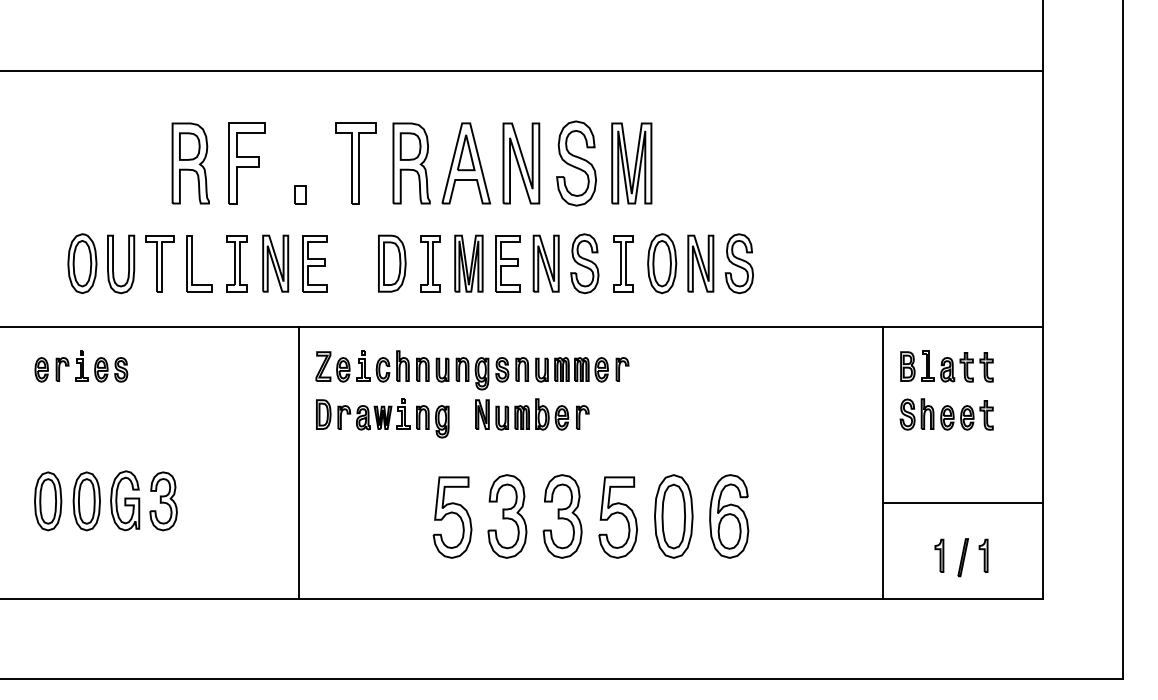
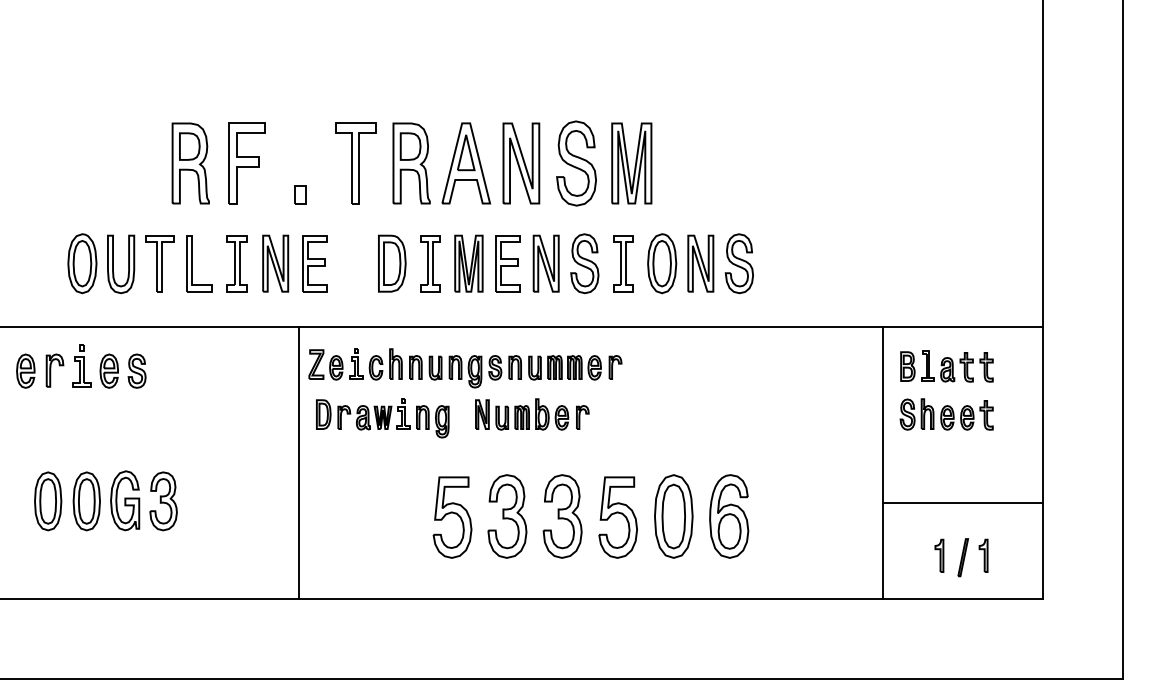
line: present -> none (522, 70)
part size: 95x33 px -> 131x45 px (81, 366)
part position: (472, 370) -> (465, 368) (465, 368)
